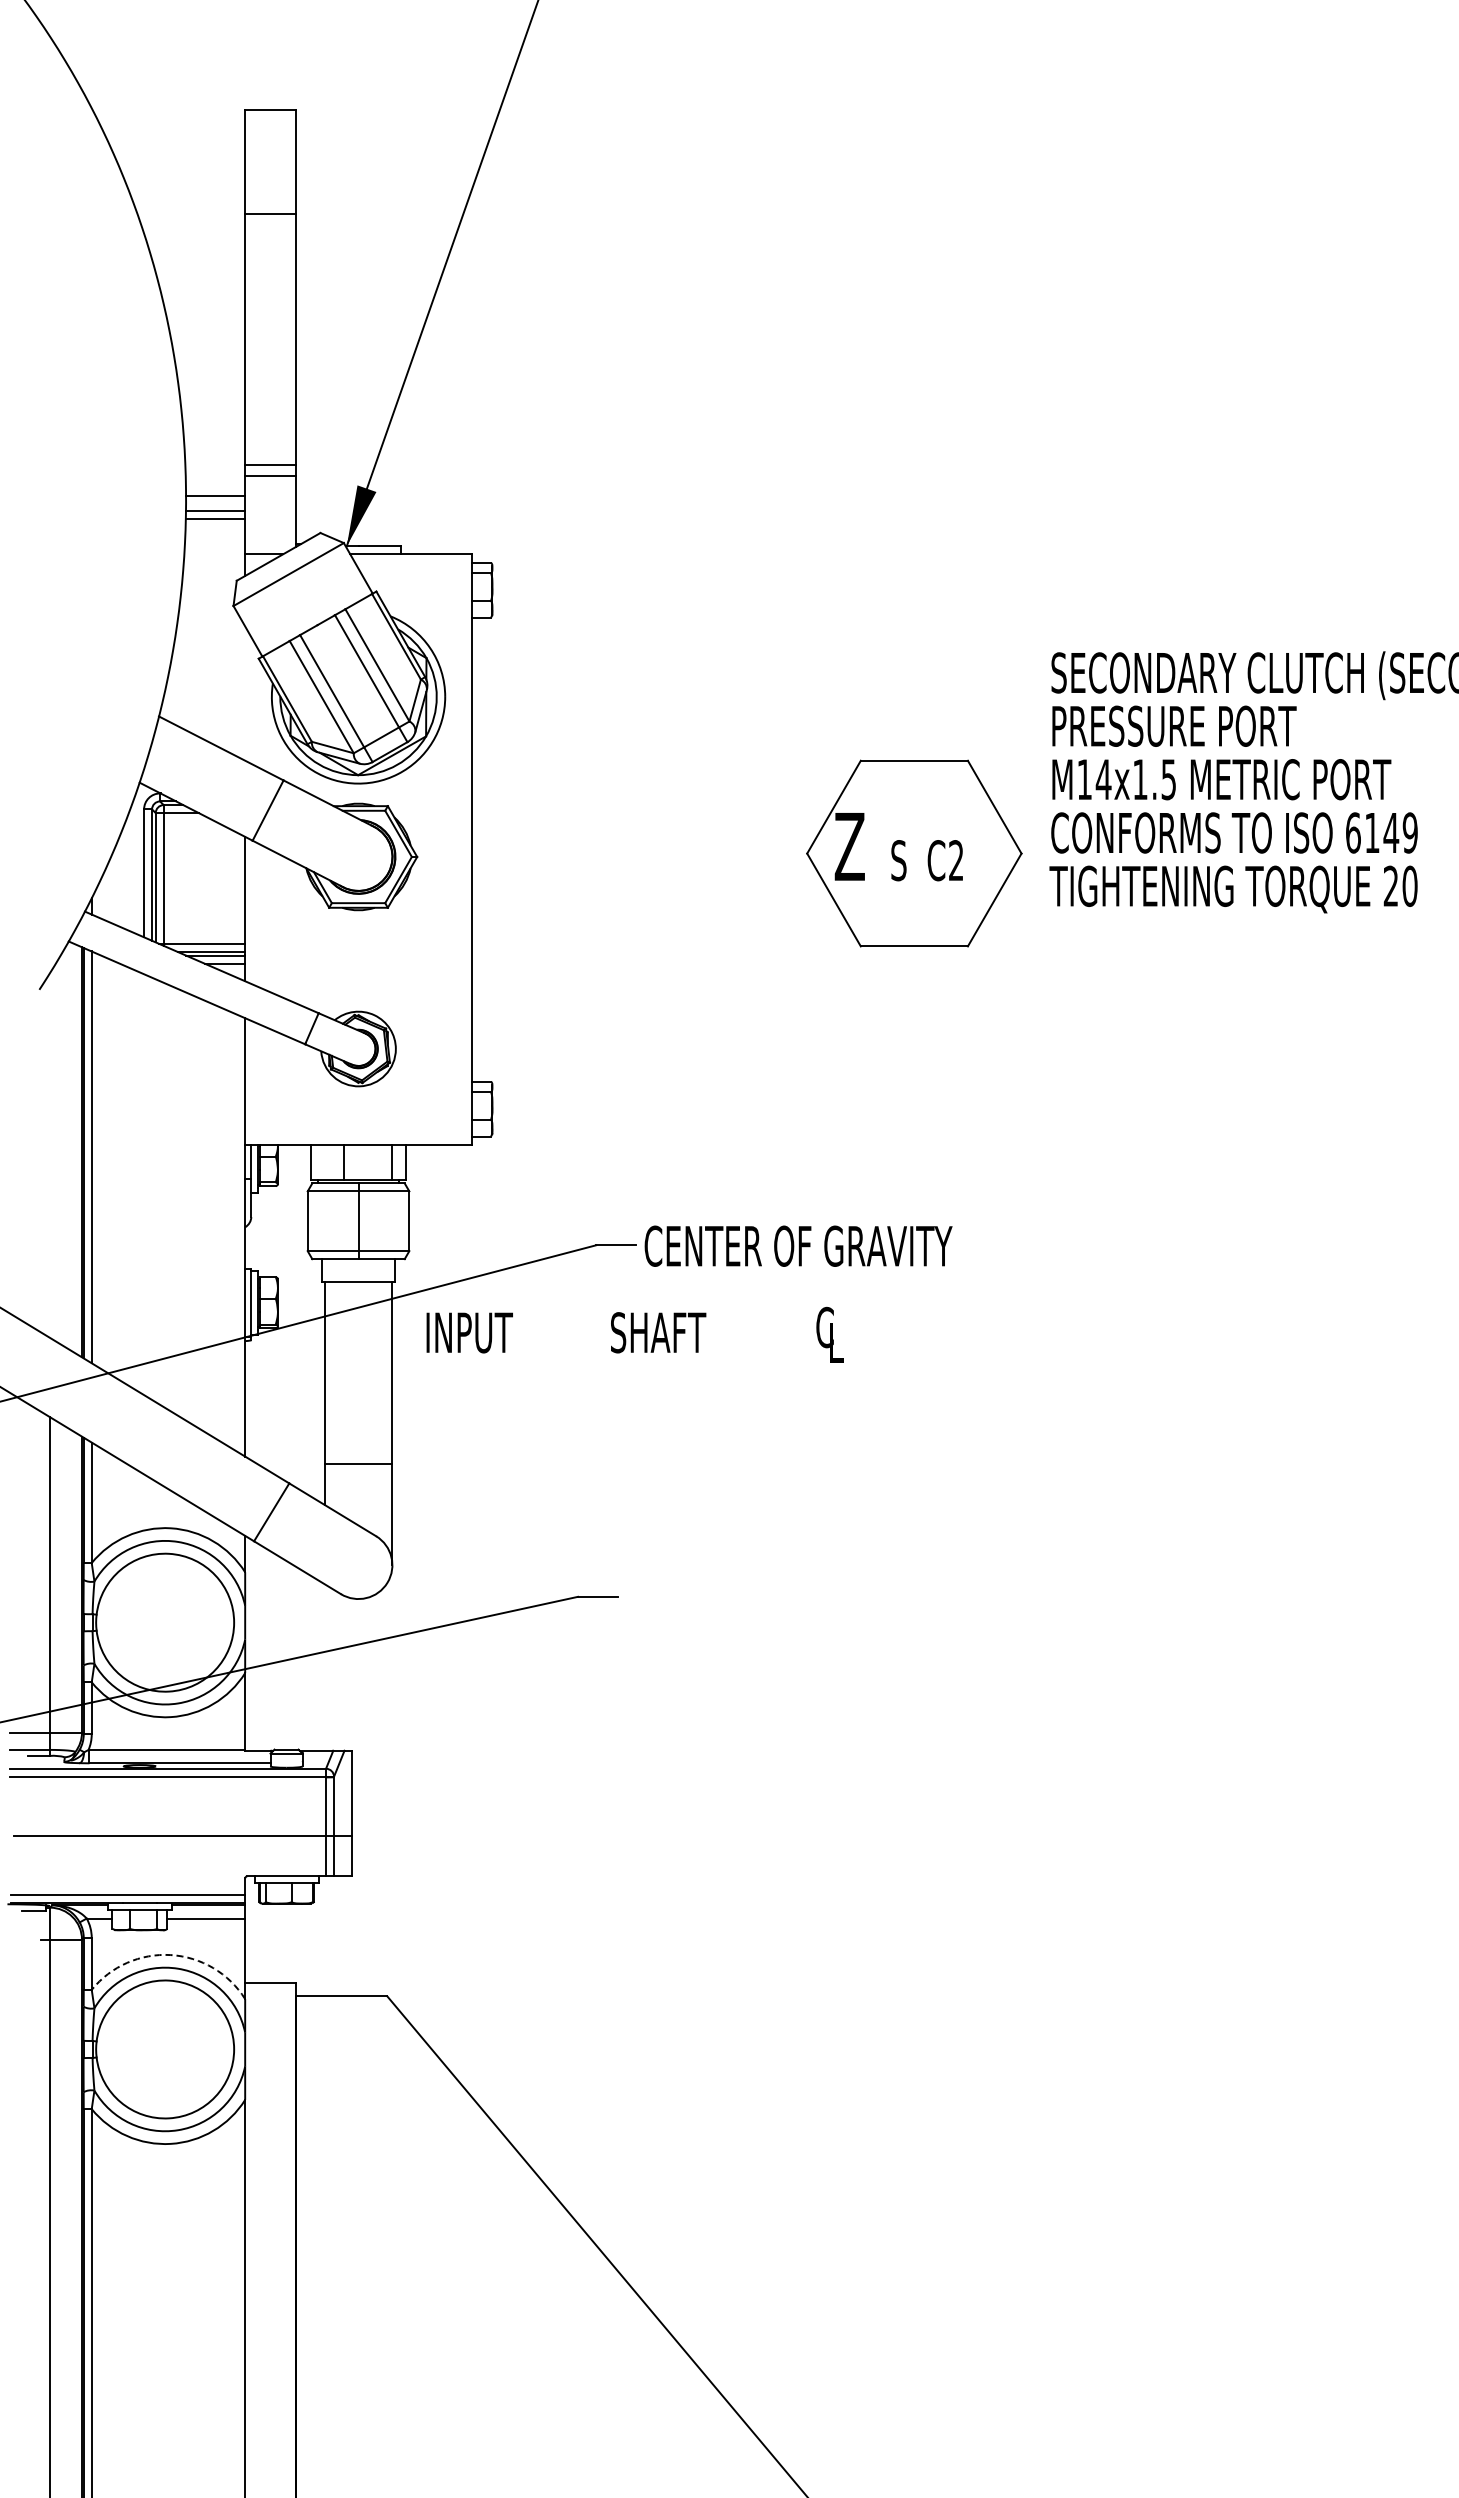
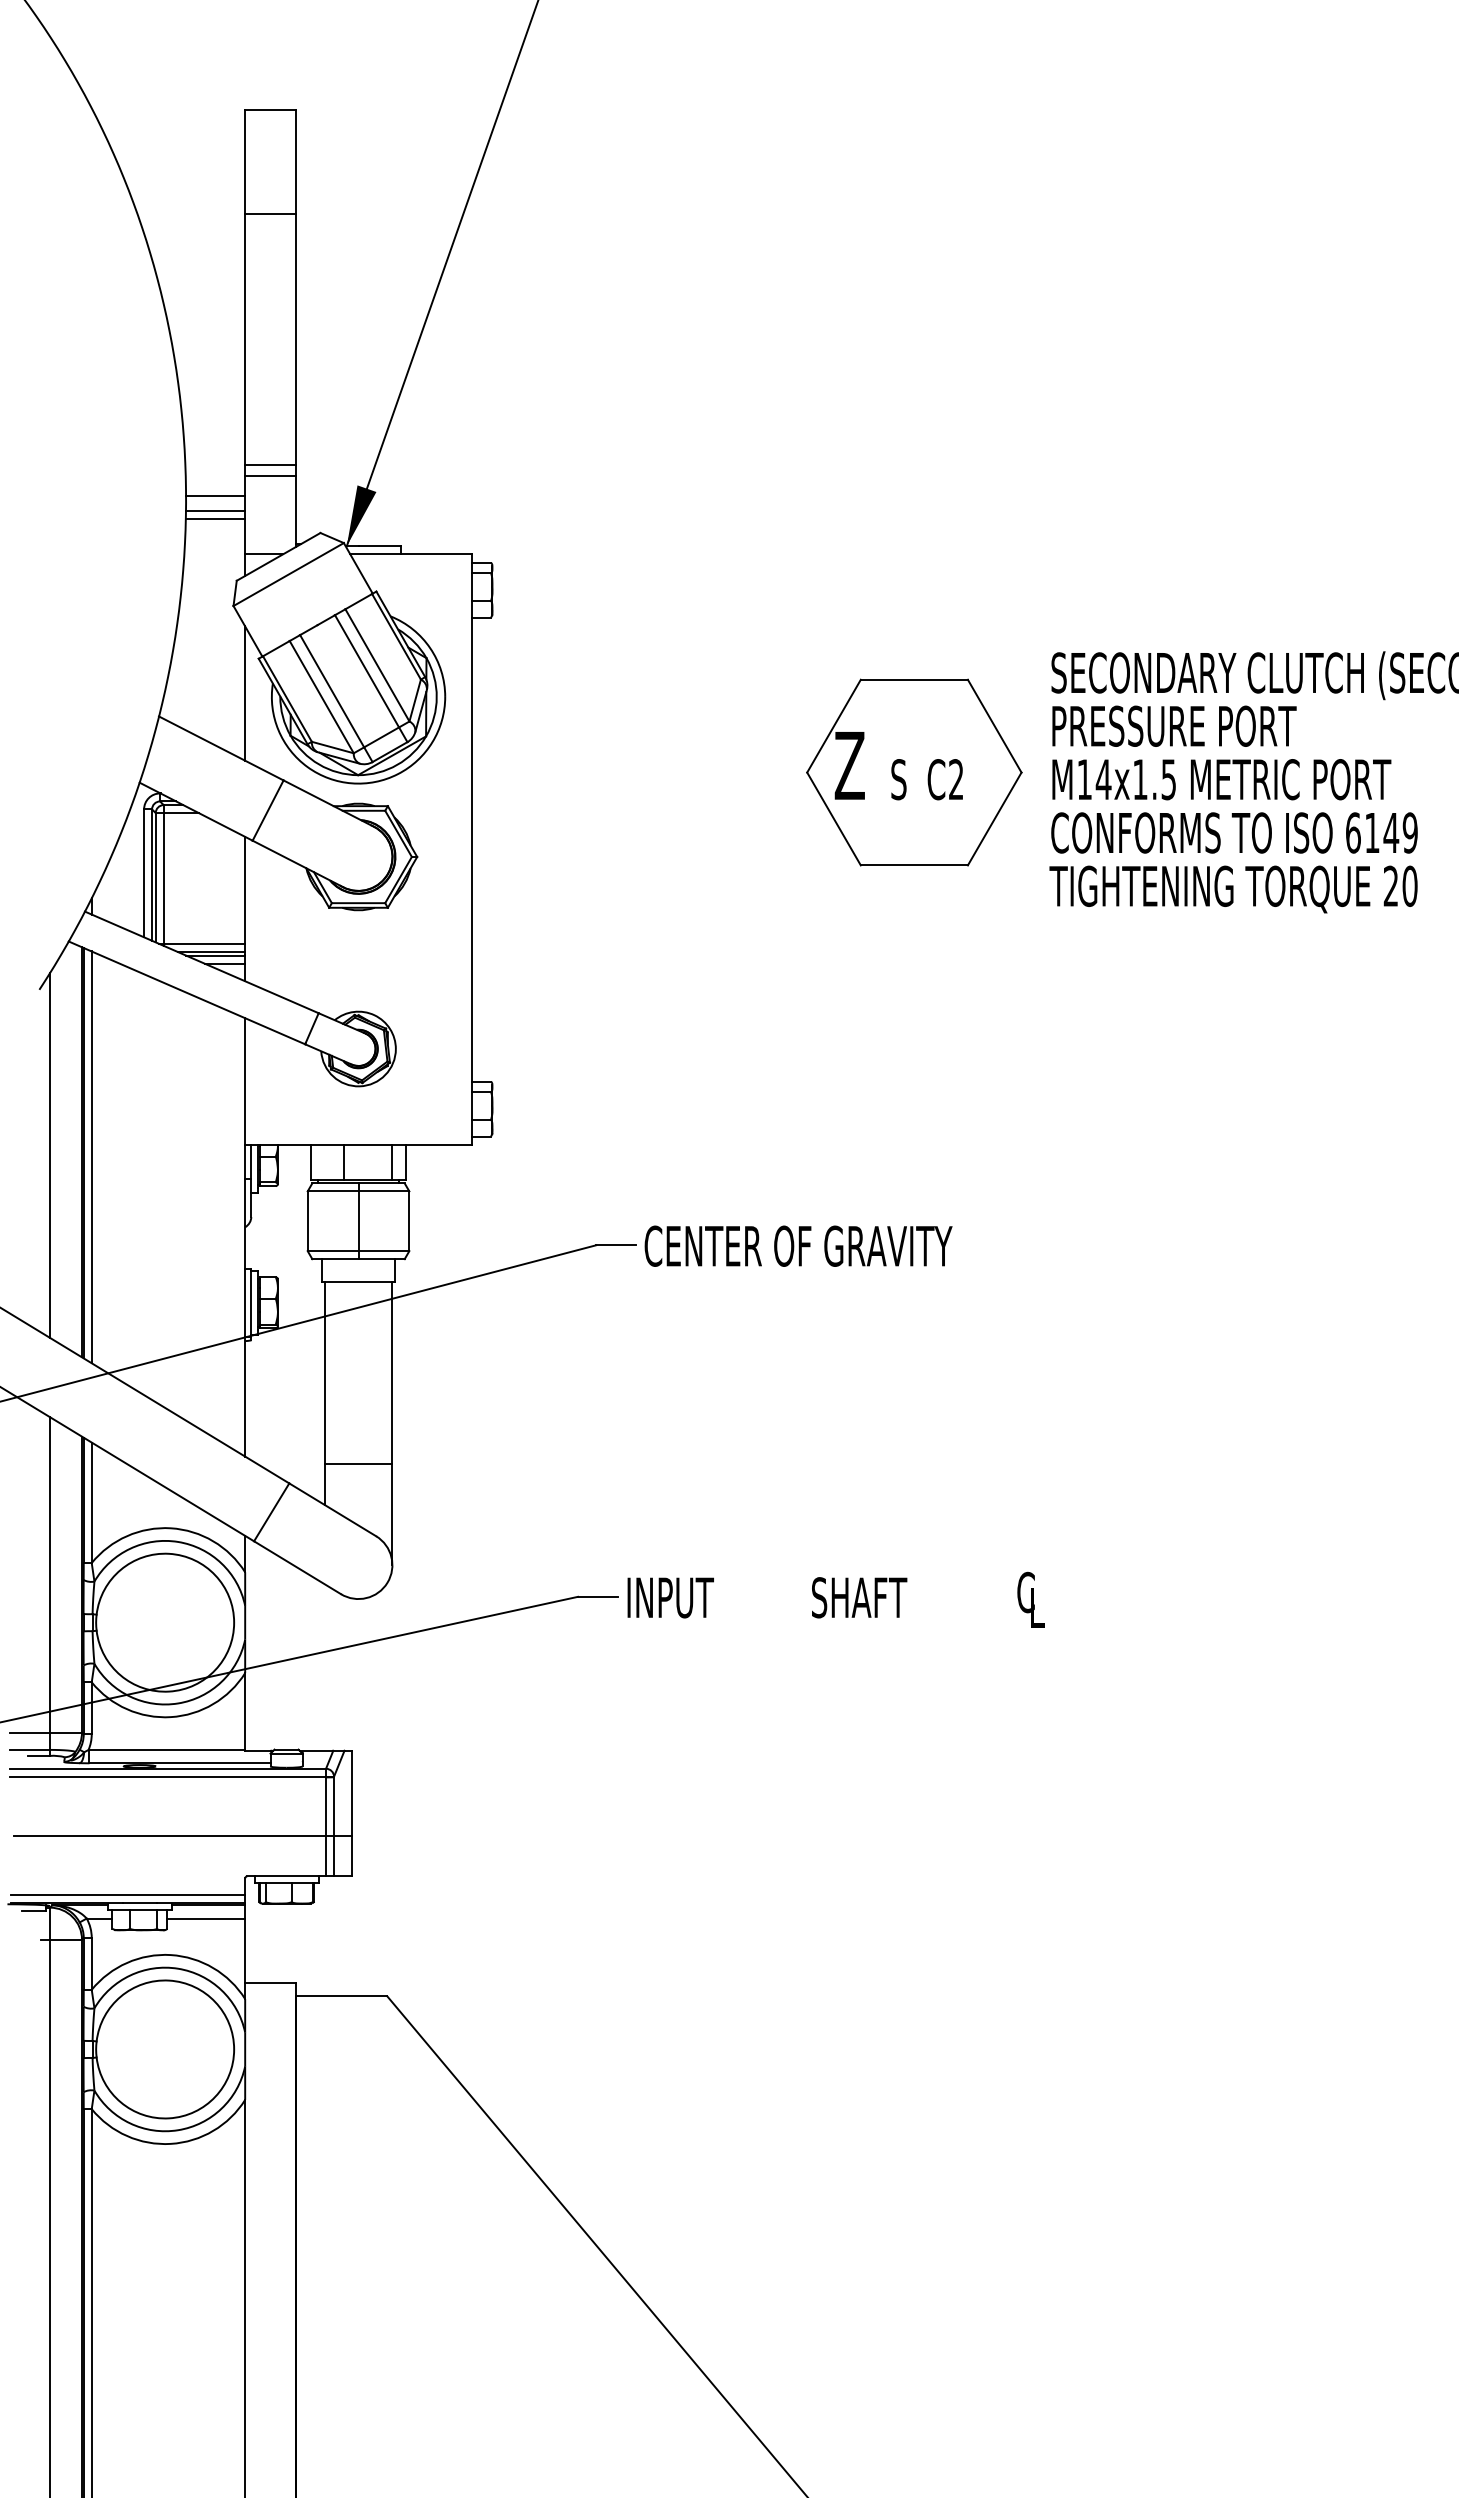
line: none -> present (245, 693)
part position: (914, 853) -> (914, 772) (914, 772)
line: none -> present (50, 1155)
text position: (634, 1334) -> (835, 1599) (835, 1599)
arc: dashed -> solid (170, 1955)
